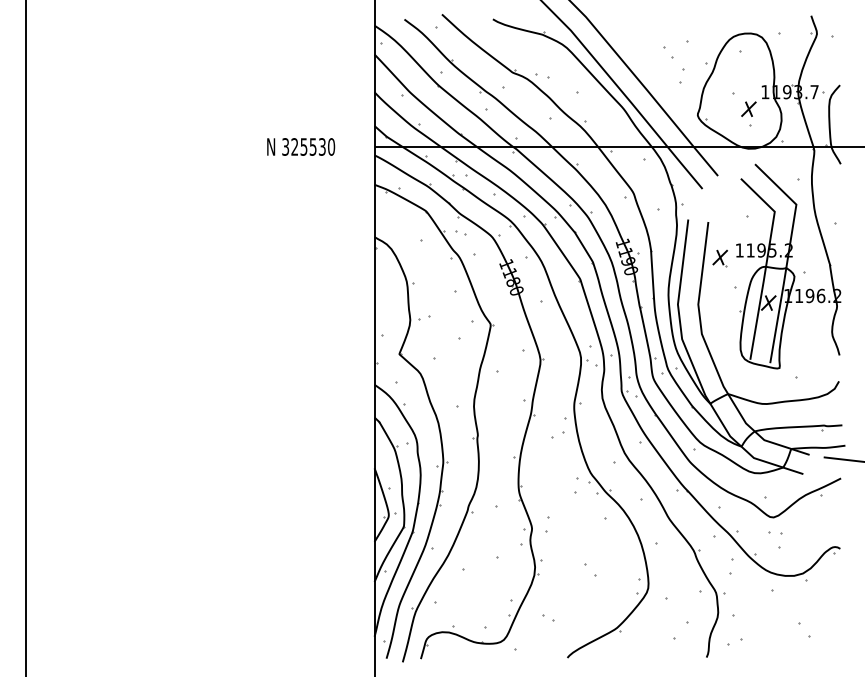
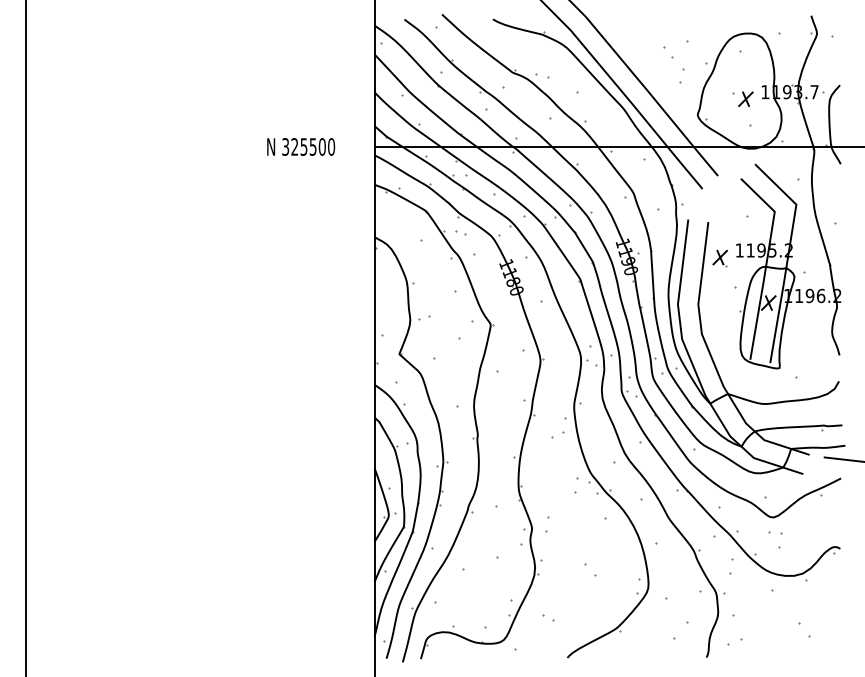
part position: (748, 108) -> (745, 98) (745, 98)
text: 325530 -> 325500 (321, 146)
